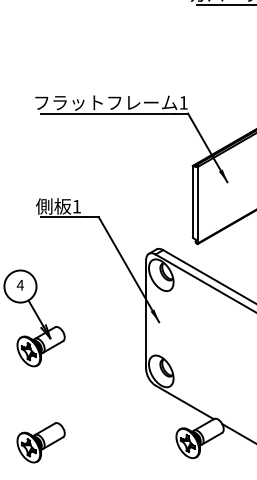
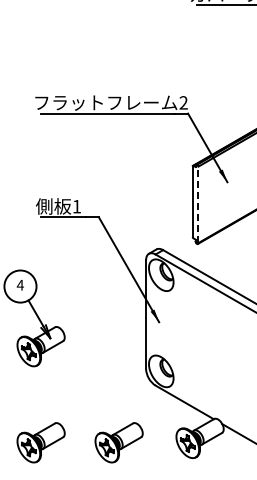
text: 1 -> 2 (183, 102)
line: solid -> dashed (198, 204)
part: none -> present (118, 442)
